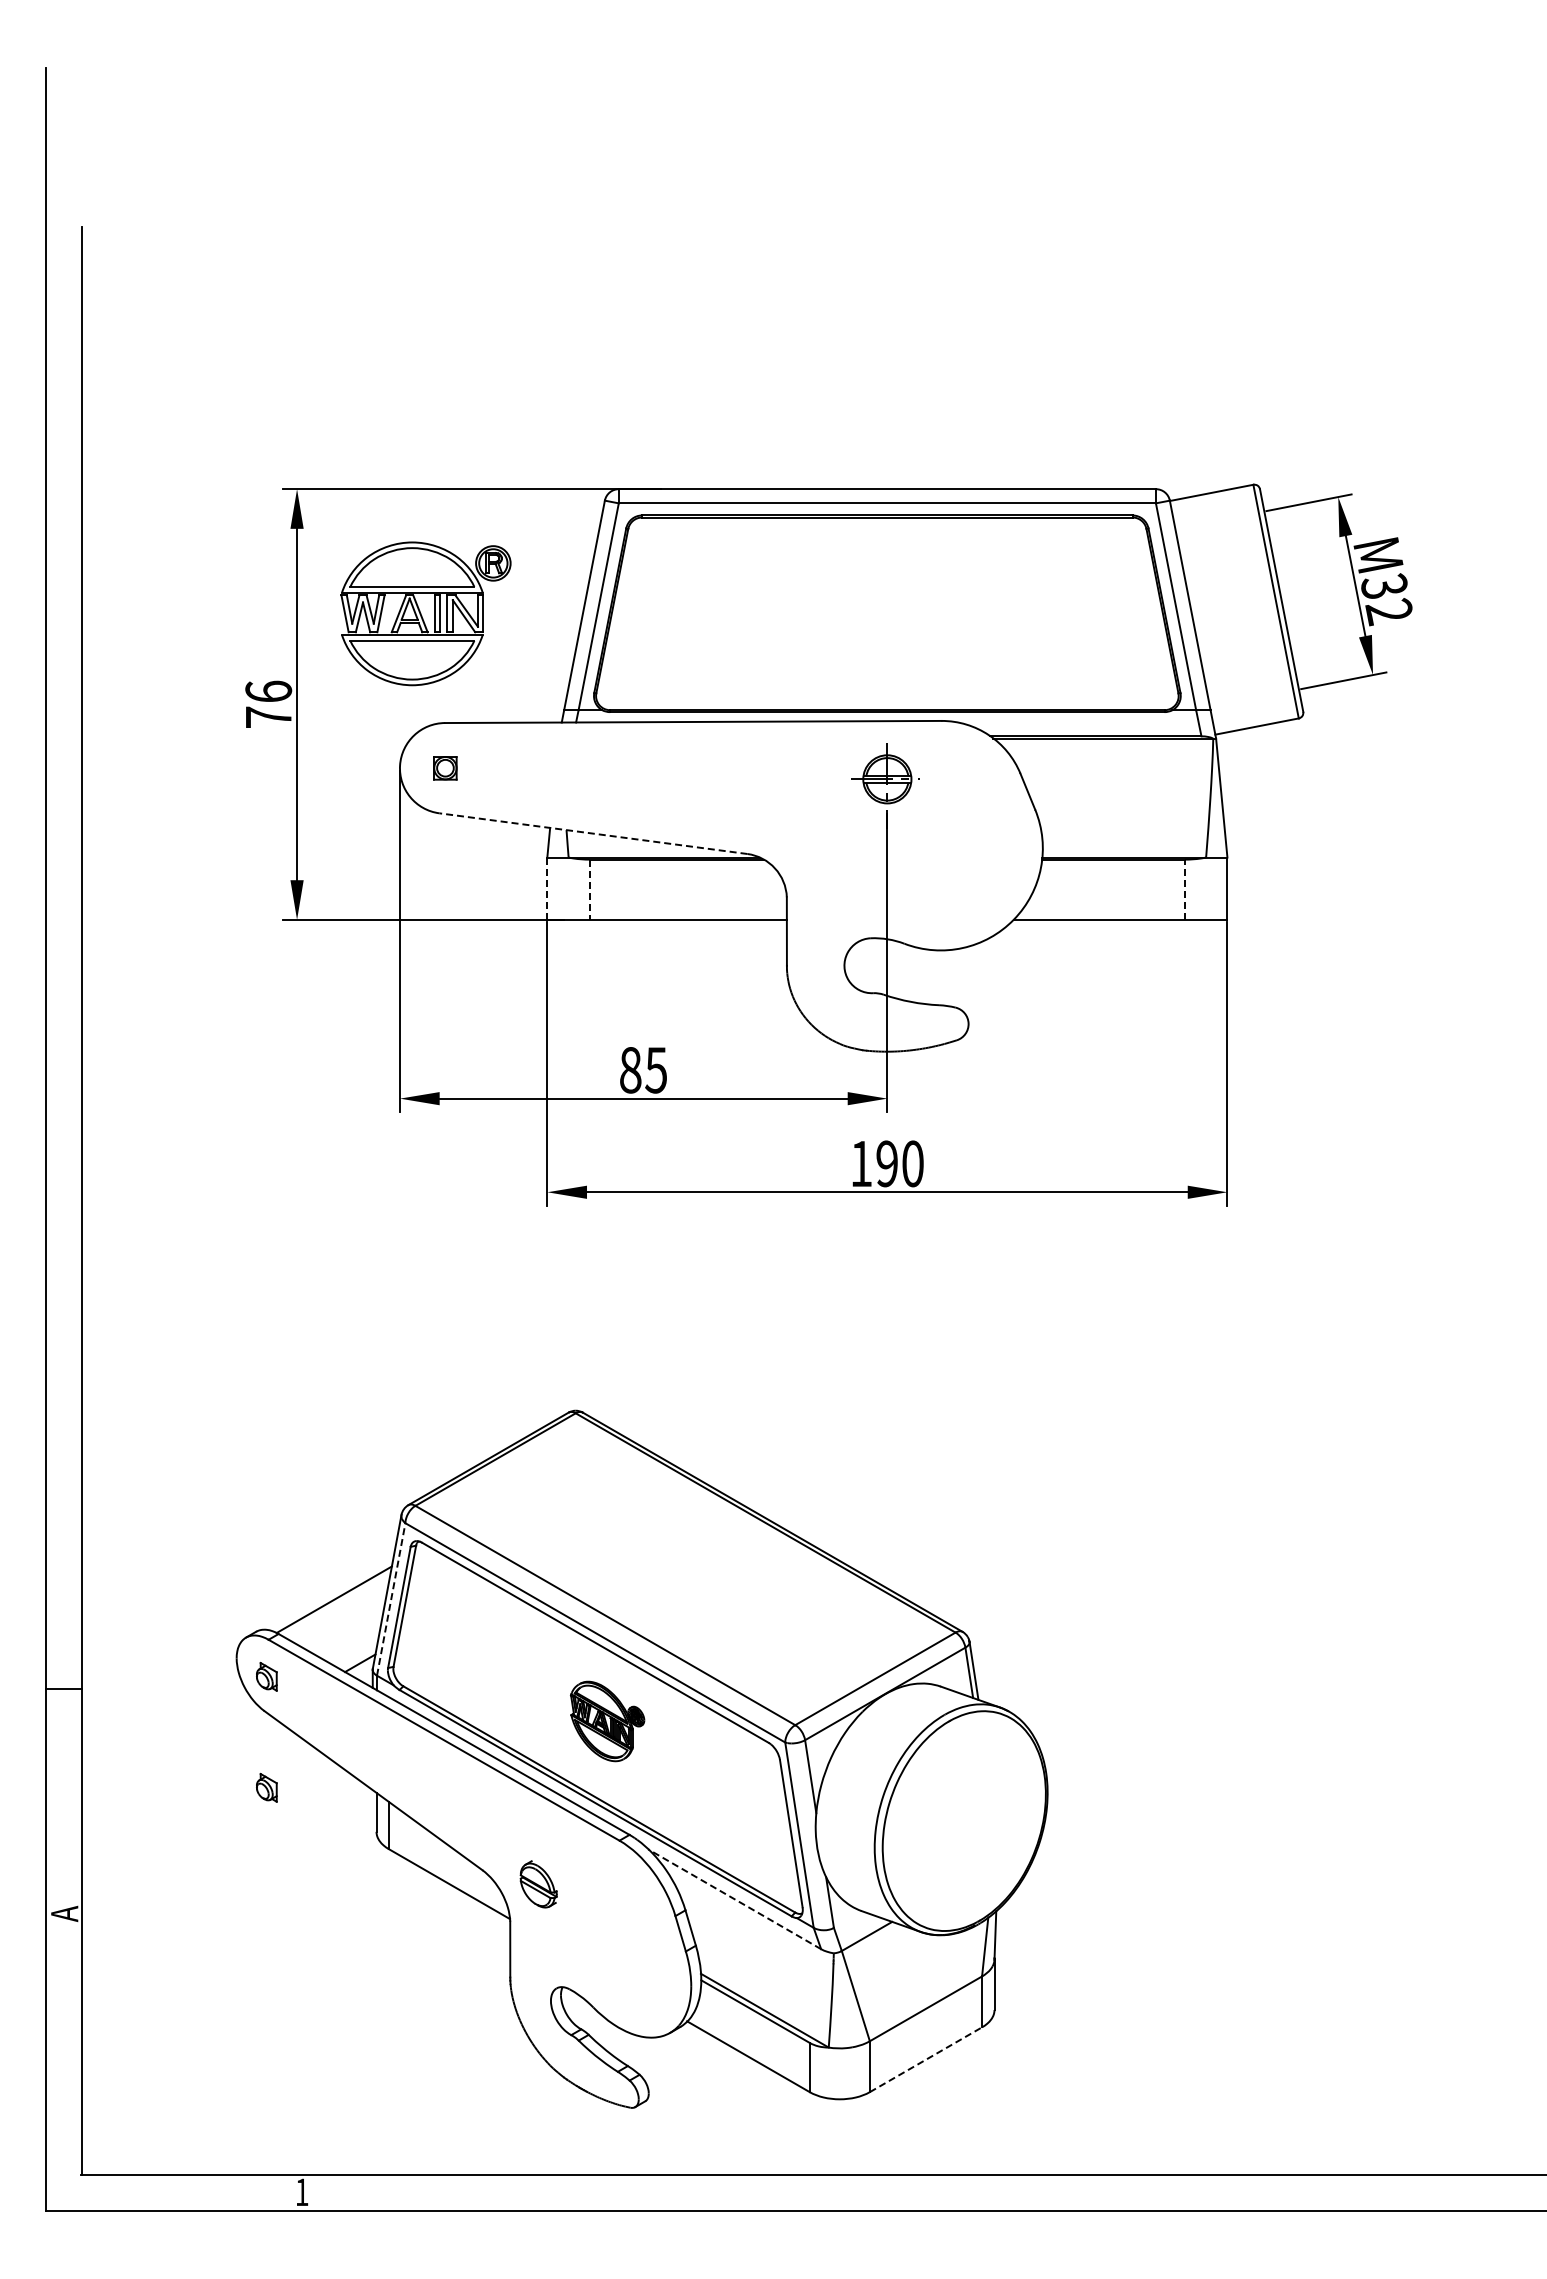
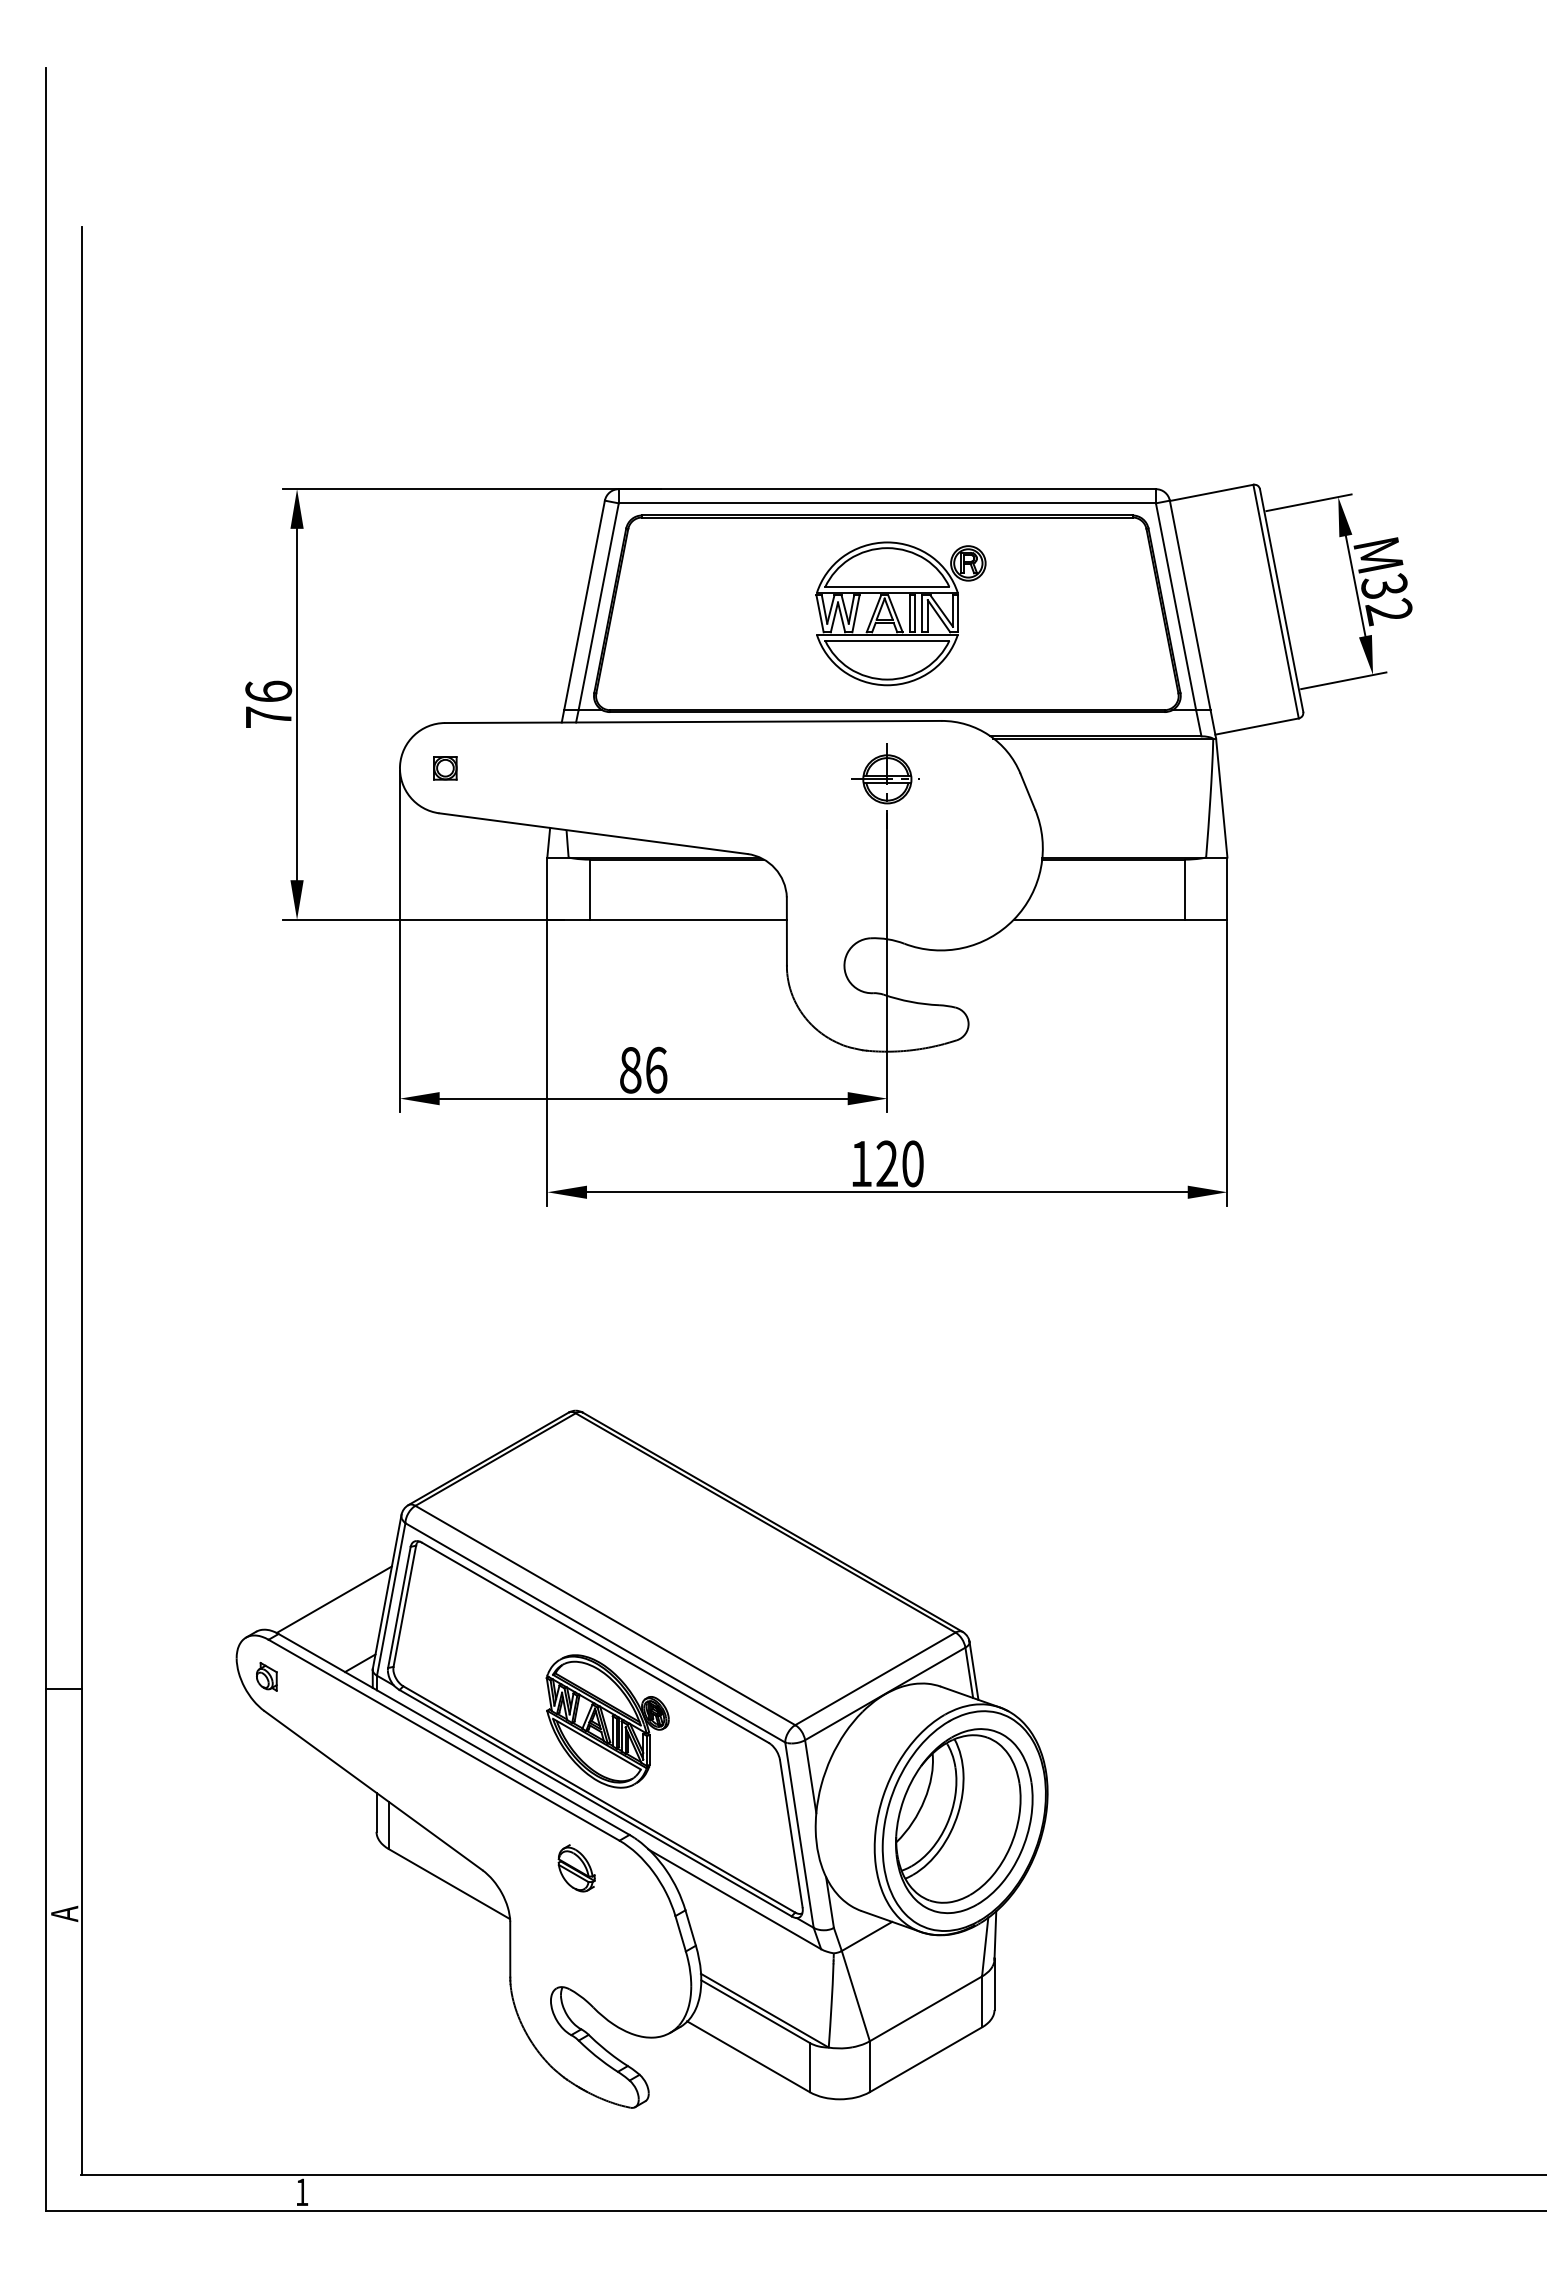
part position: (425, 613) -> (900, 613) (900, 613)
line: dashed -> solid (592, 833)
line: dashed -> solid (547, 889)
line: dashed -> solid (1184, 889)
line: dashed -> solid (589, 890)
text: 85 -> 86 (656, 1069)
text: 190 -> 120 (886, 1164)
line: dashed -> solid (391, 1599)
part size: 76x83 px -> 125x135 px (607, 1721)
part: present -> none (266, 1787)
part: none -> present (964, 1821)
part position: (538, 1884) -> (576, 1868) (576, 1868)
line: dashed -> solid (734, 1899)
line: dashed -> solid (925, 2059)
